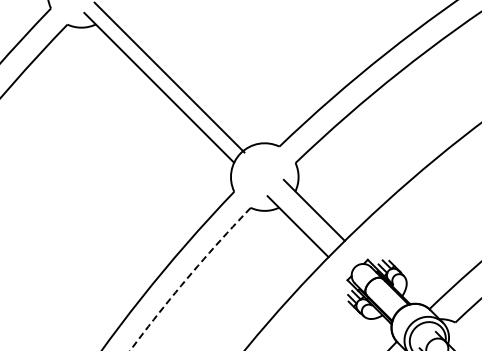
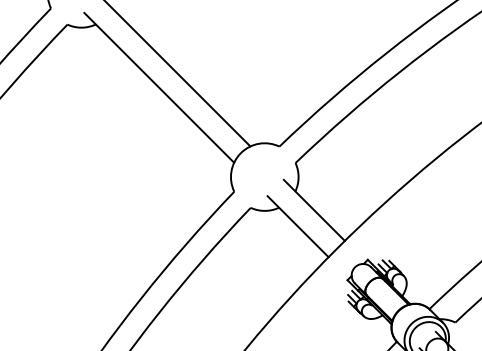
line position: (169, 77) -> (178, 74) (178, 74)
arc: dashed -> solid (187, 278)
